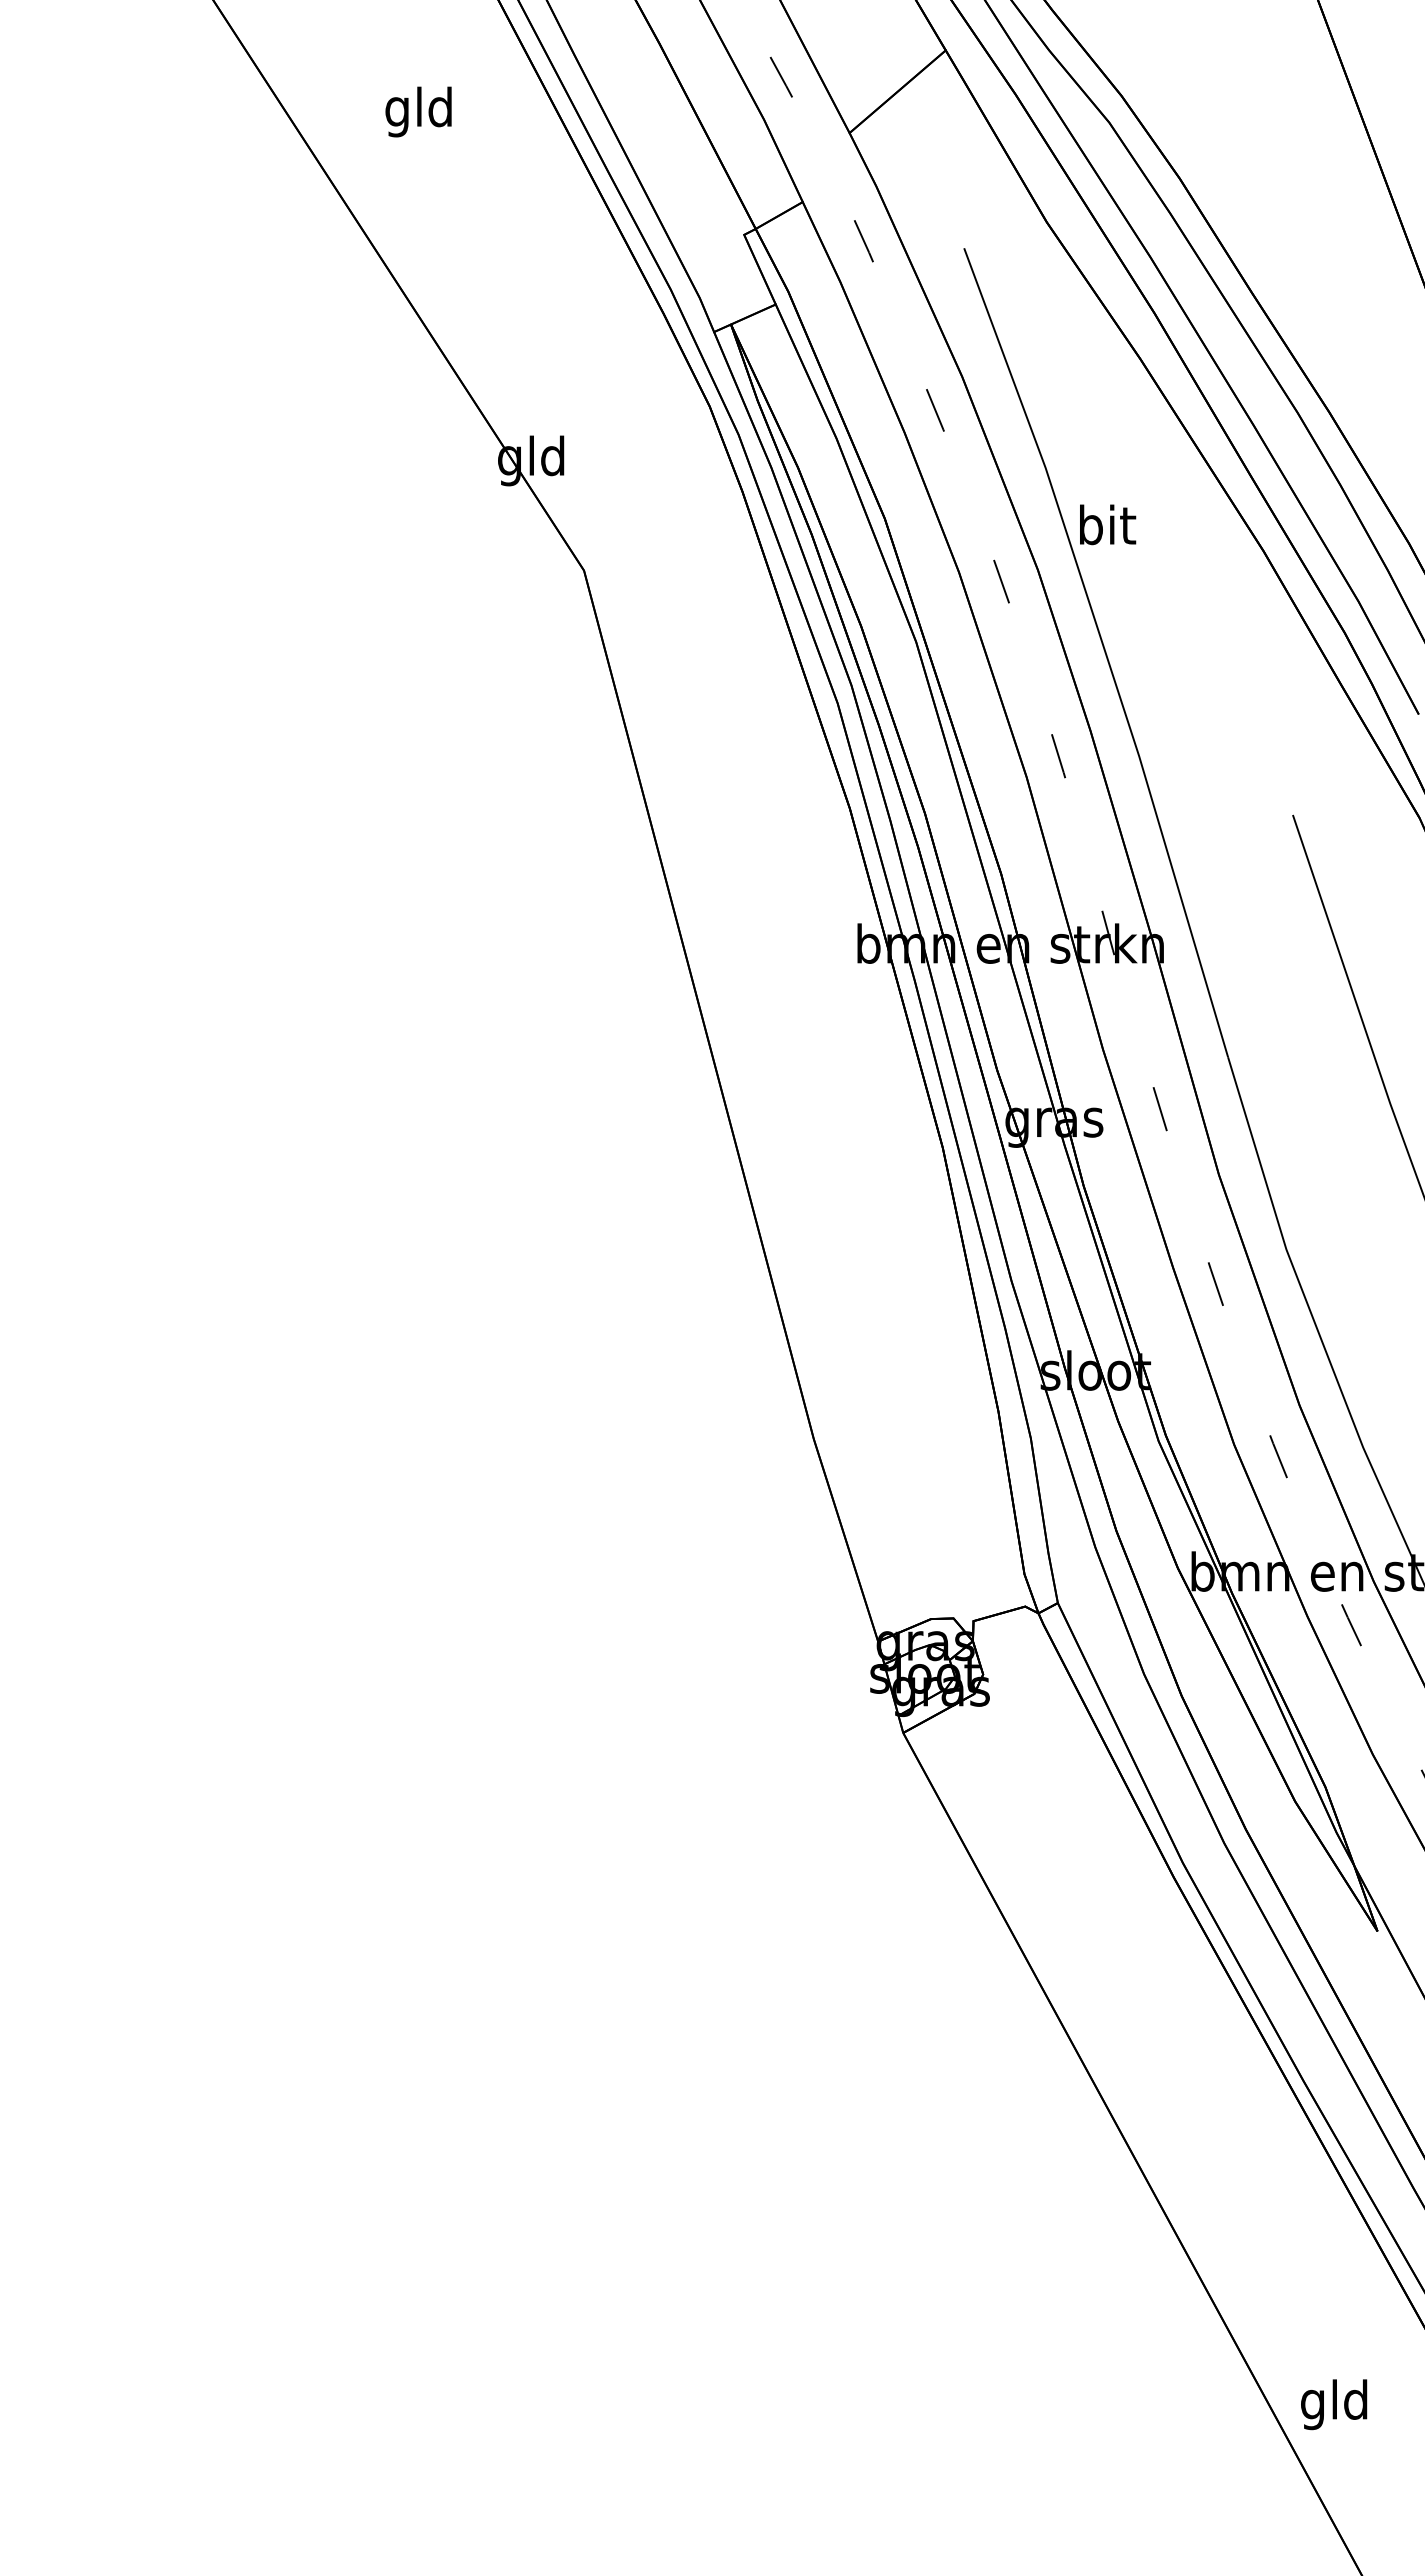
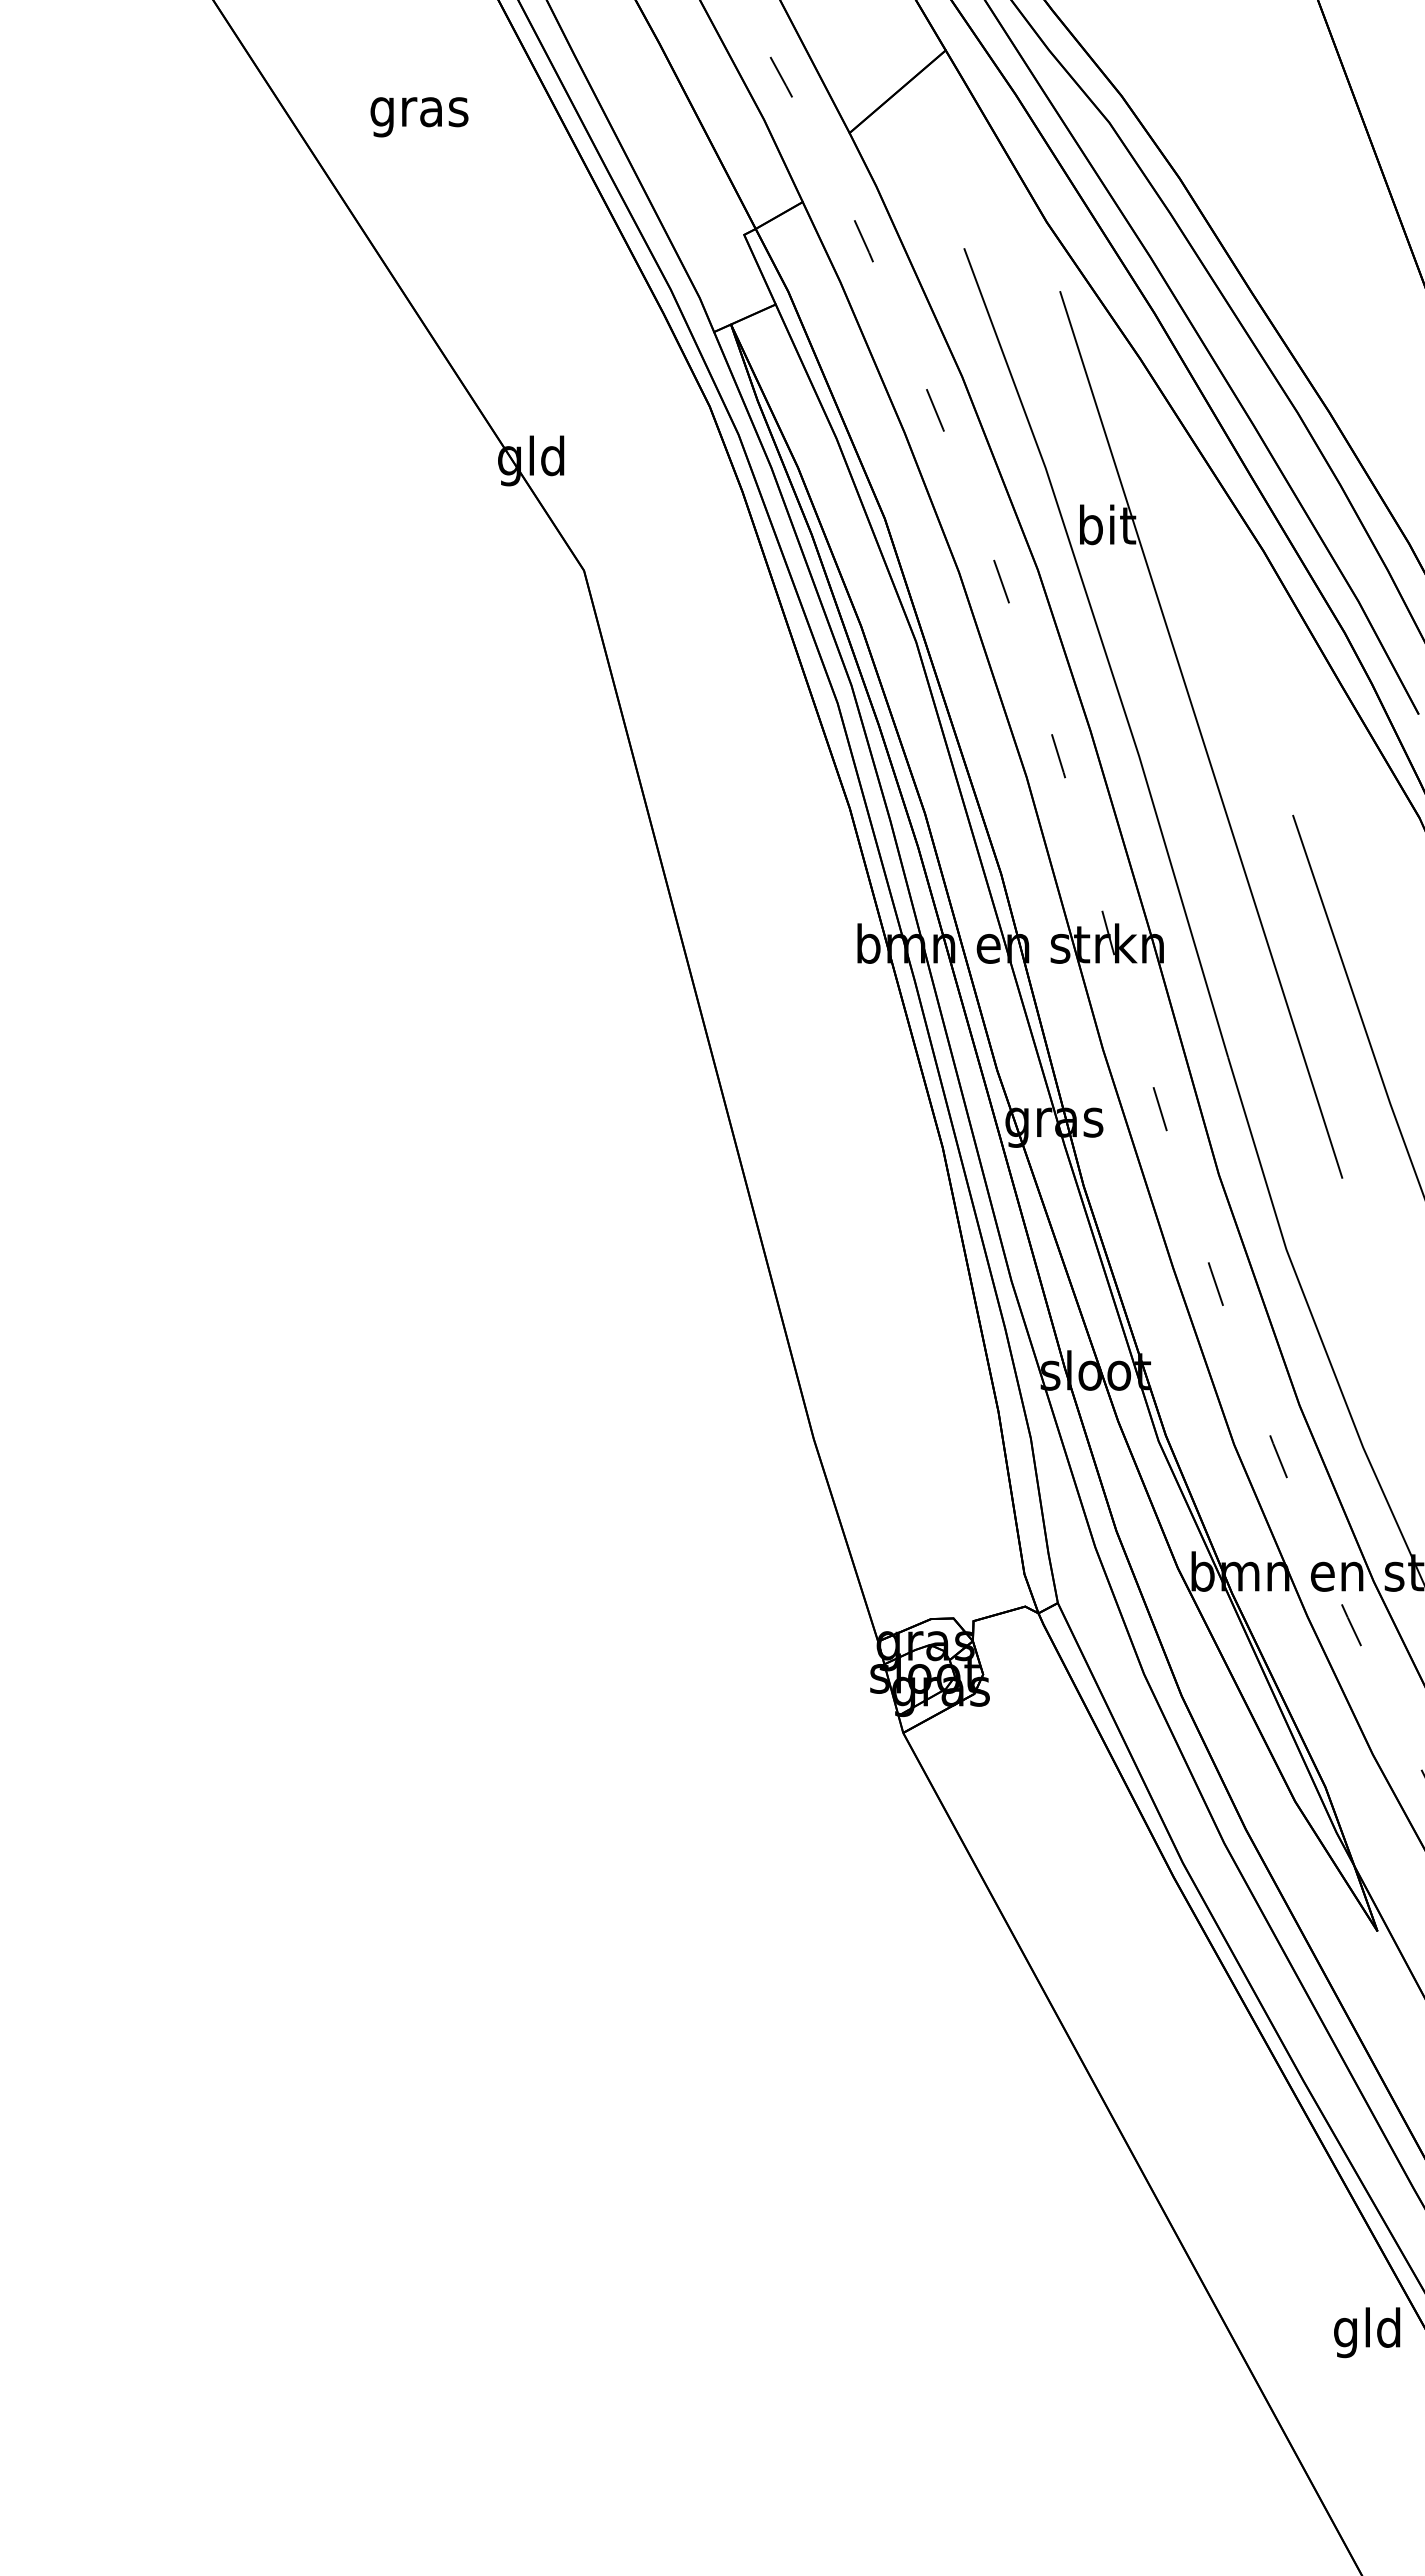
text: gld -> gras (419, 111)
line: none -> present (1201, 734)
text position: (1334, 2404) -> (1367, 2332) (1367, 2332)
